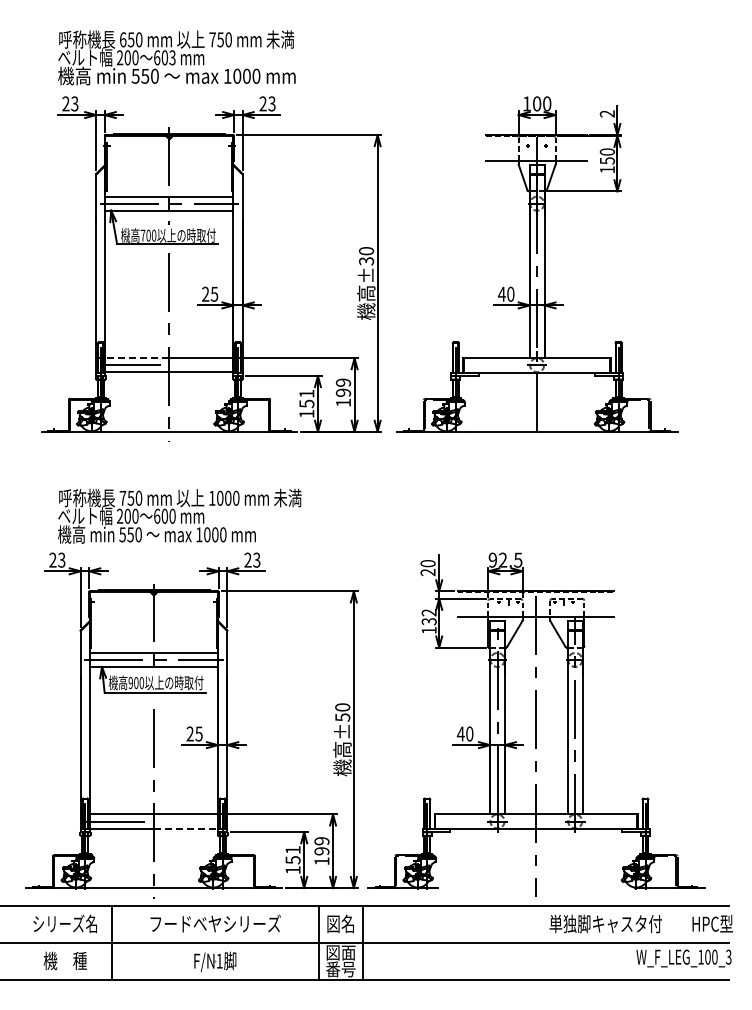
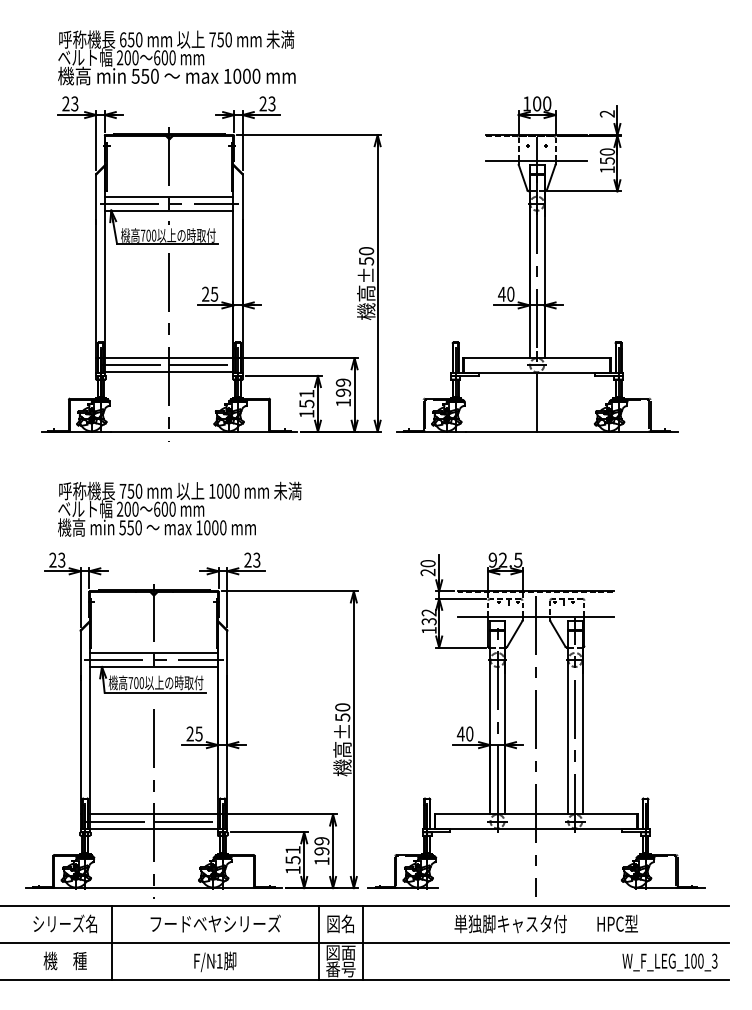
text: 603 -> 600 (172, 57)
text: ±30 -> ±50 (366, 260)
line: dashed -> solid (136, 358)
line: none -> present (203, 365)
text position: (179, 515) -> (179, 508) (179, 508)
text: 900 -> 700 (130, 683)
line: none -> present (187, 821)
line: dashed -> solid (186, 828)
text position: (640, 923) -> (545, 923) (545, 923)
text position: (683, 958) -> (669, 962) (669, 962)
